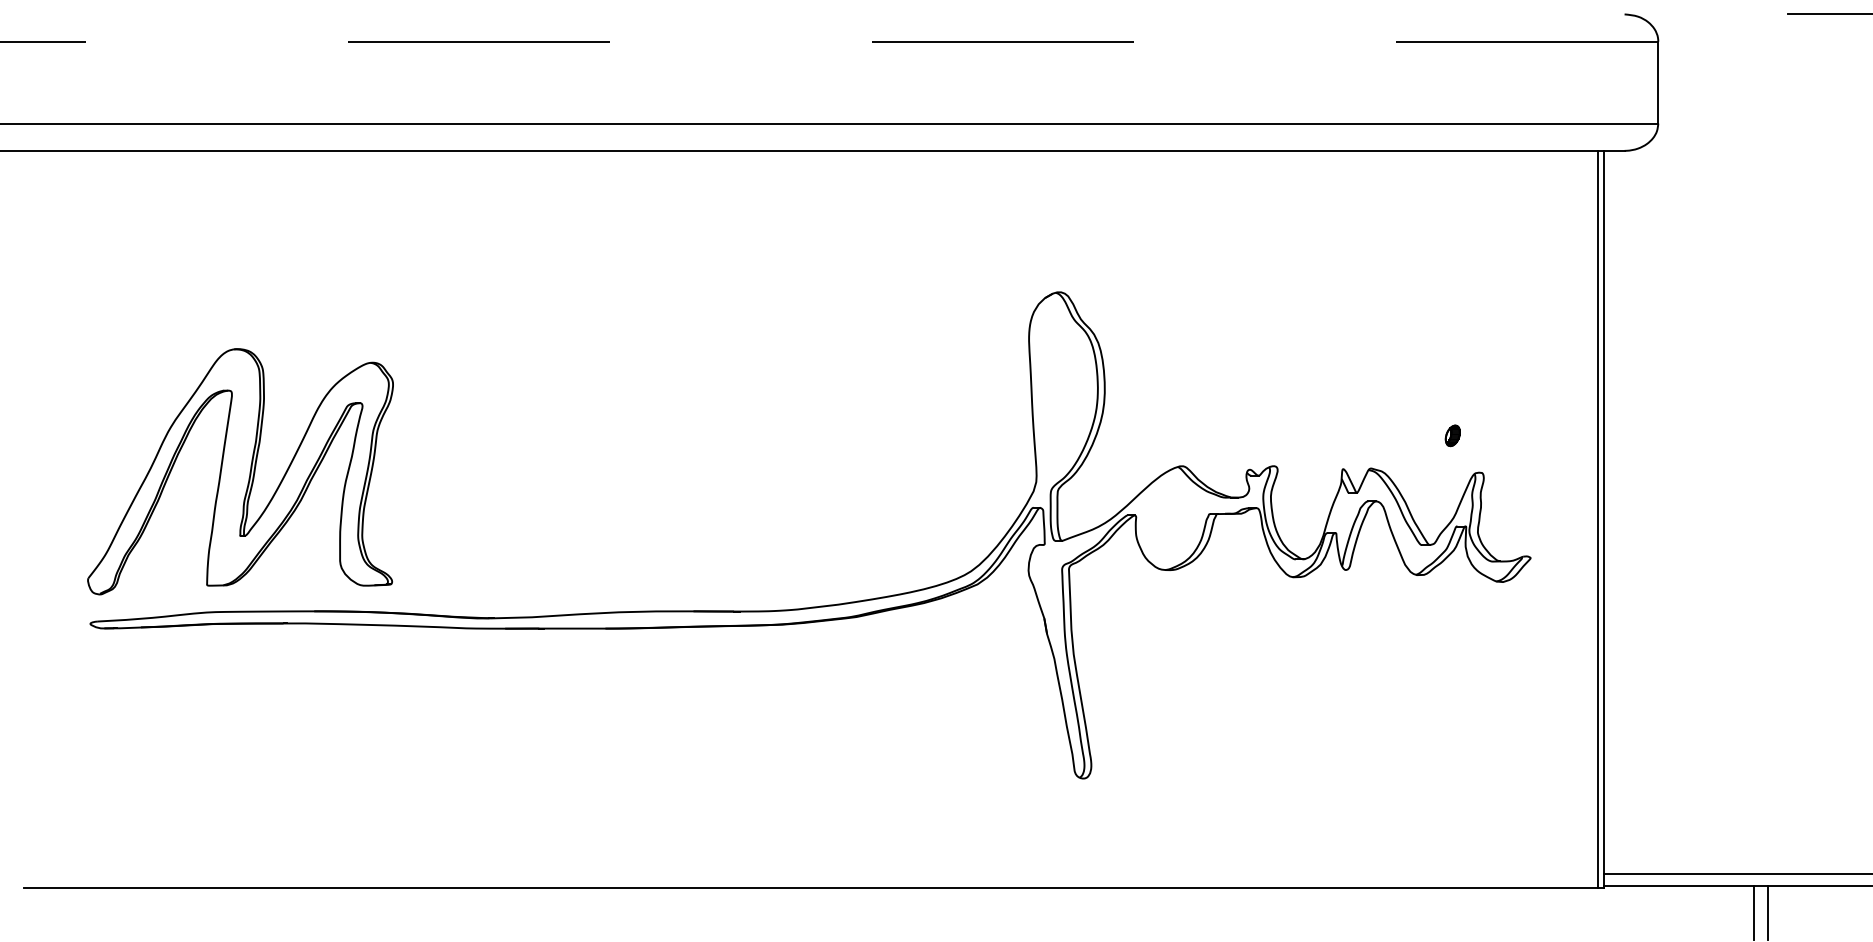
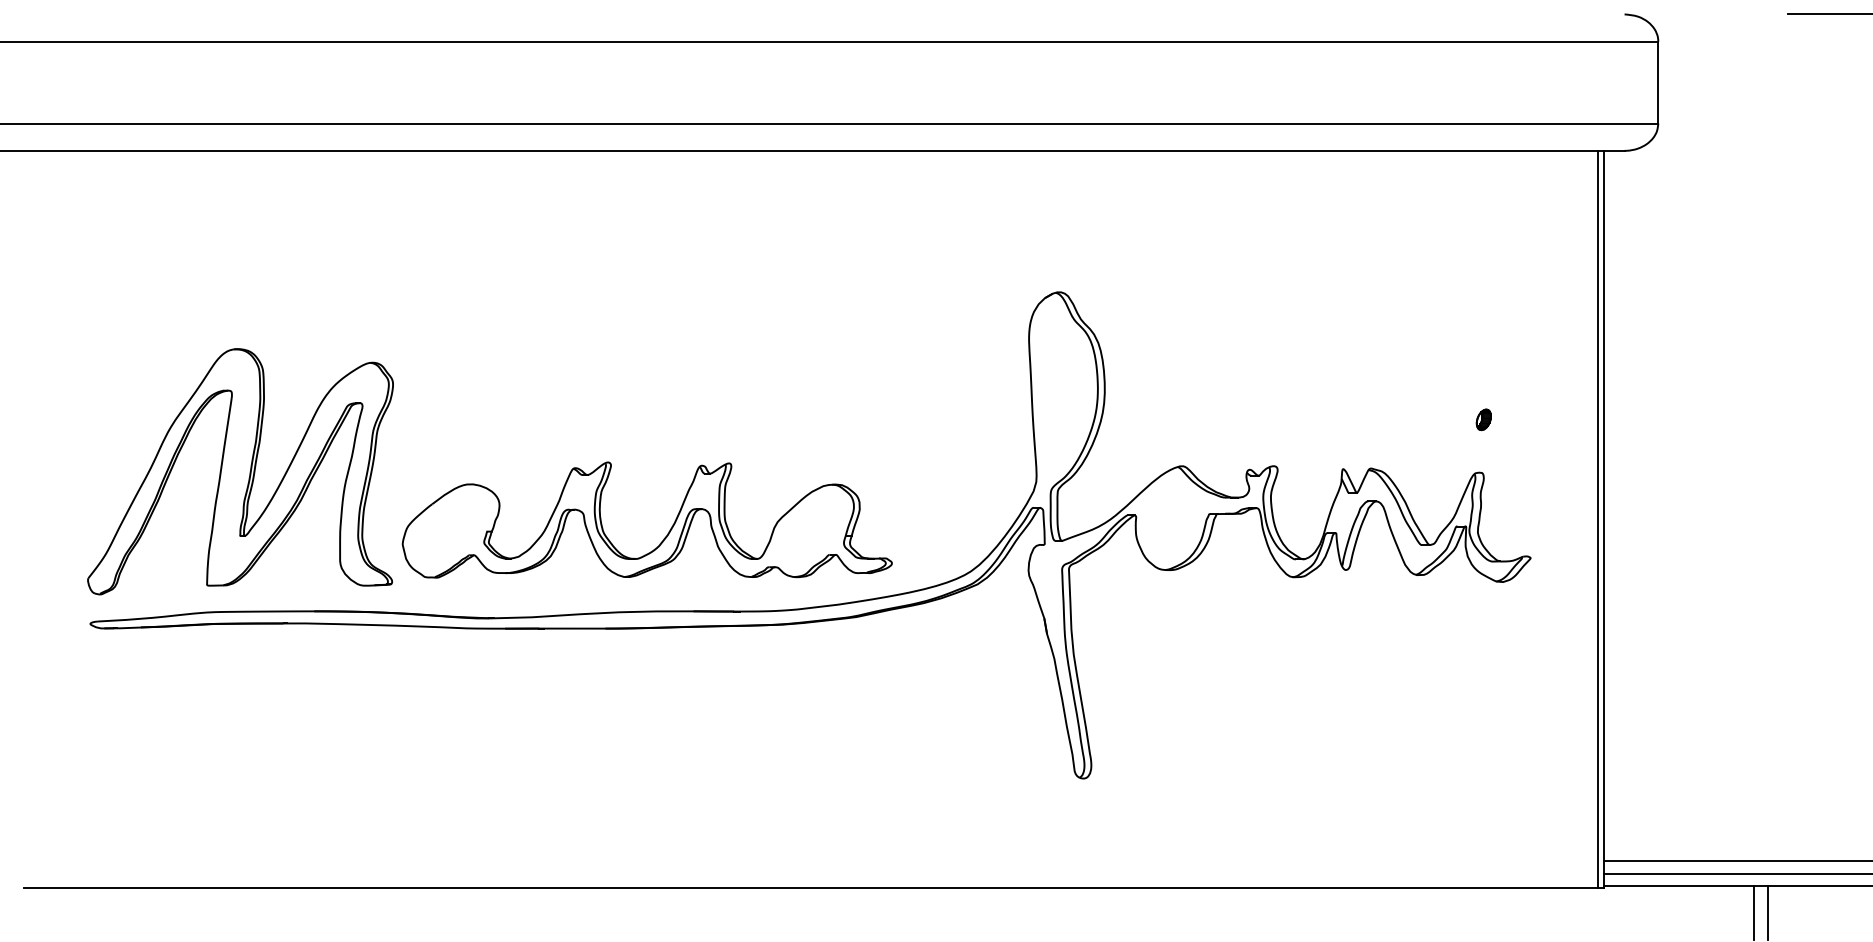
line: dashed -> solid (829, 41)
part position: (1452, 435) -> (1483, 419) (1483, 419)
part: none -> present (668, 531)
line: none -> present (1736, 860)
